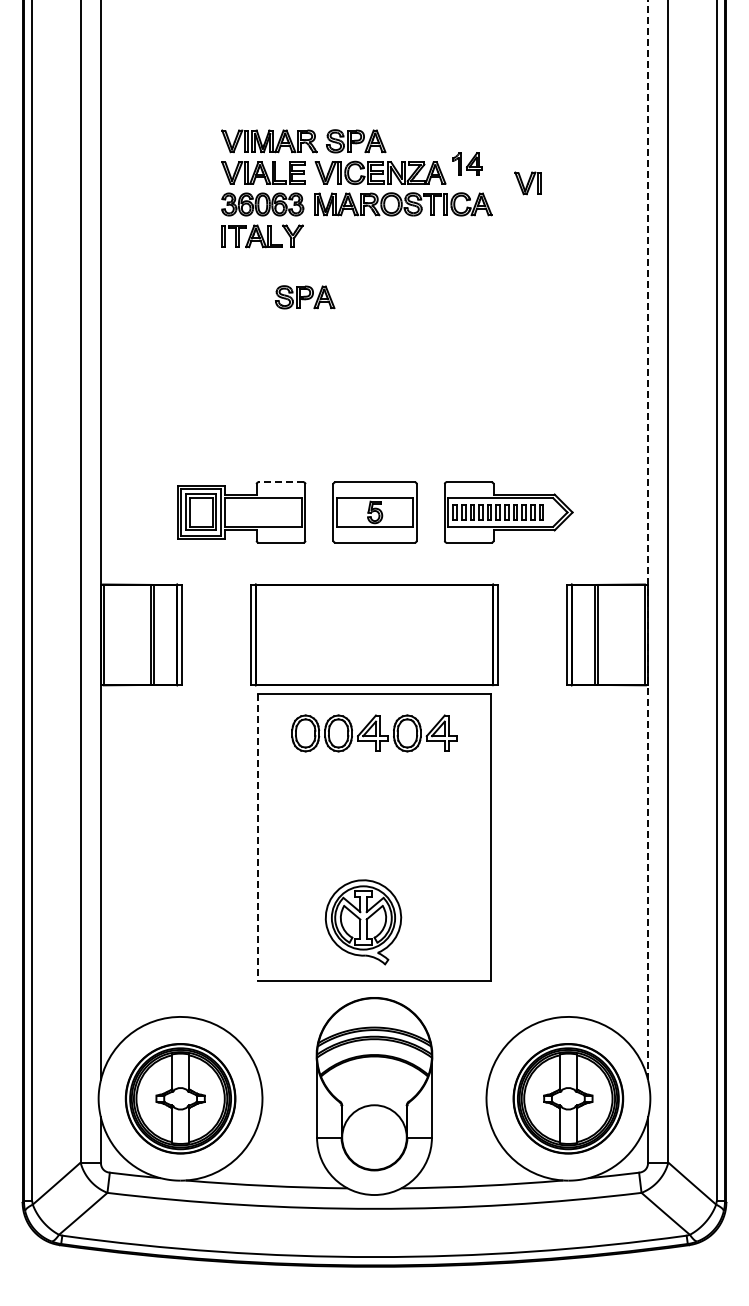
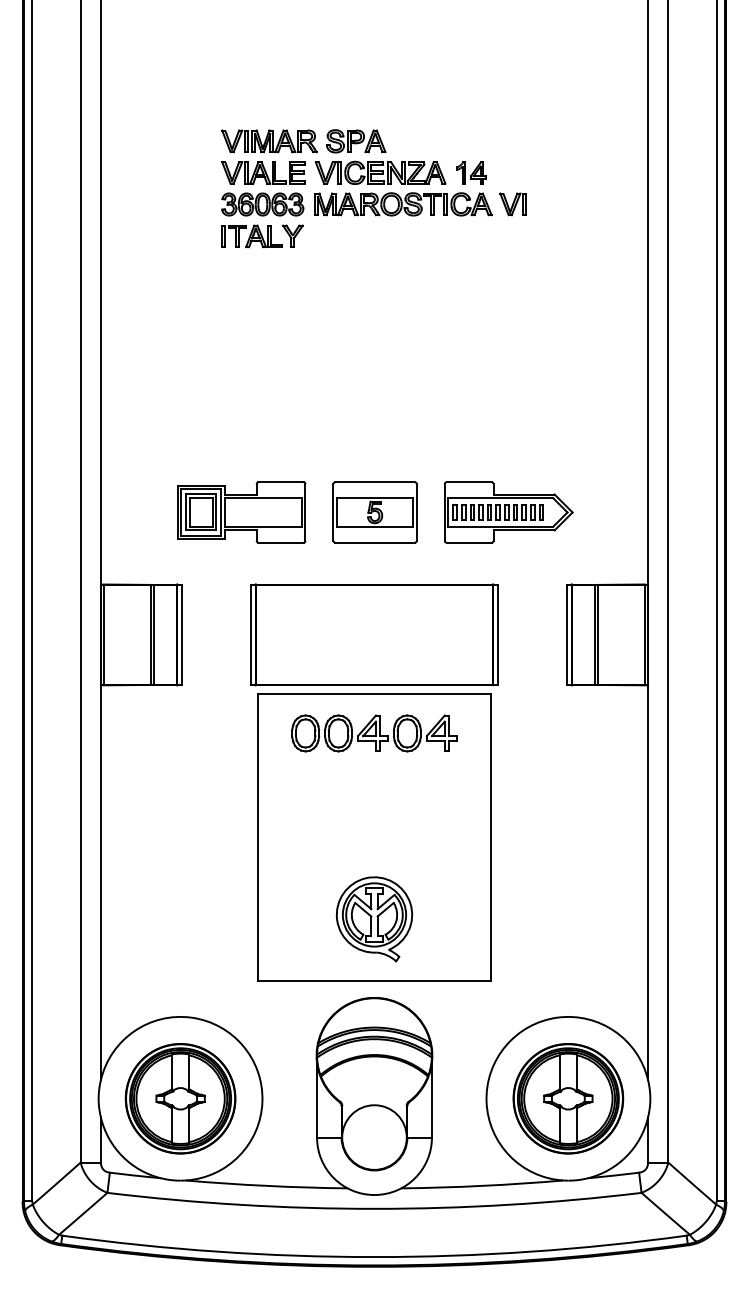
part position: (467, 163) -> (471, 172) (471, 172)
part position: (527, 183) -> (512, 204) (512, 204)
part: present -> none (305, 297)
line: dashed -> solid (281, 482)
line: dashed -> solid (648, 540)
line: dashed -> solid (258, 837)
part position: (363, 922) -> (374, 919) (374, 919)
